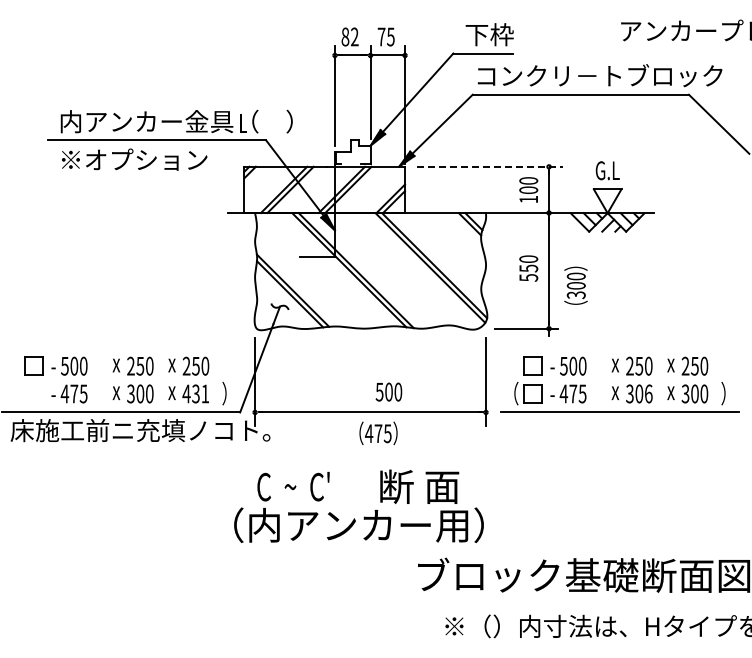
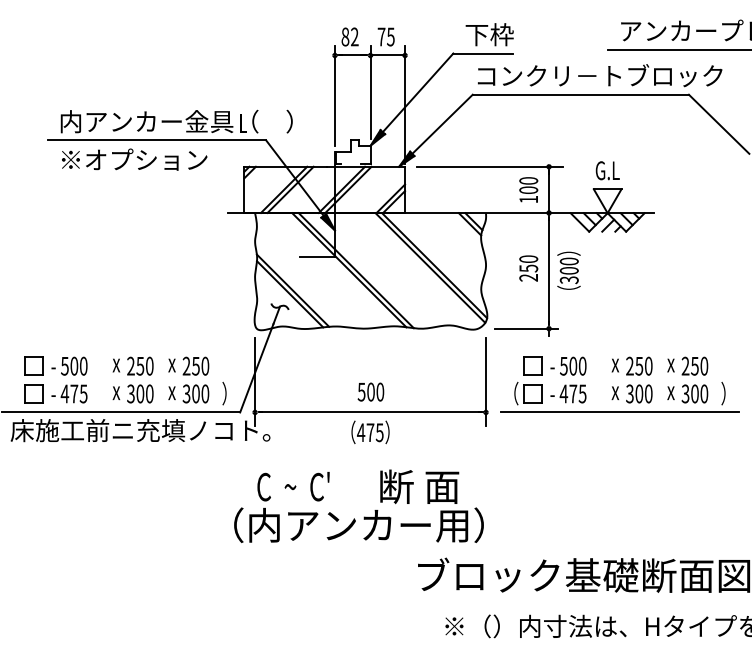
line: none -> present (677, 49)
line: dashed -> solid (490, 166)
text: 550 -> 250 (528, 277)
text position: (575, 285) -> (568, 270) (568, 270)
text position: (388, 391) -> (370, 391) (370, 391)
part: none -> present (33, 393)
text: 431 -> 300 (195, 393)
text: 306 -> 300 (648, 393)
text position: (378, 433) -> (370, 432) (370, 432)
